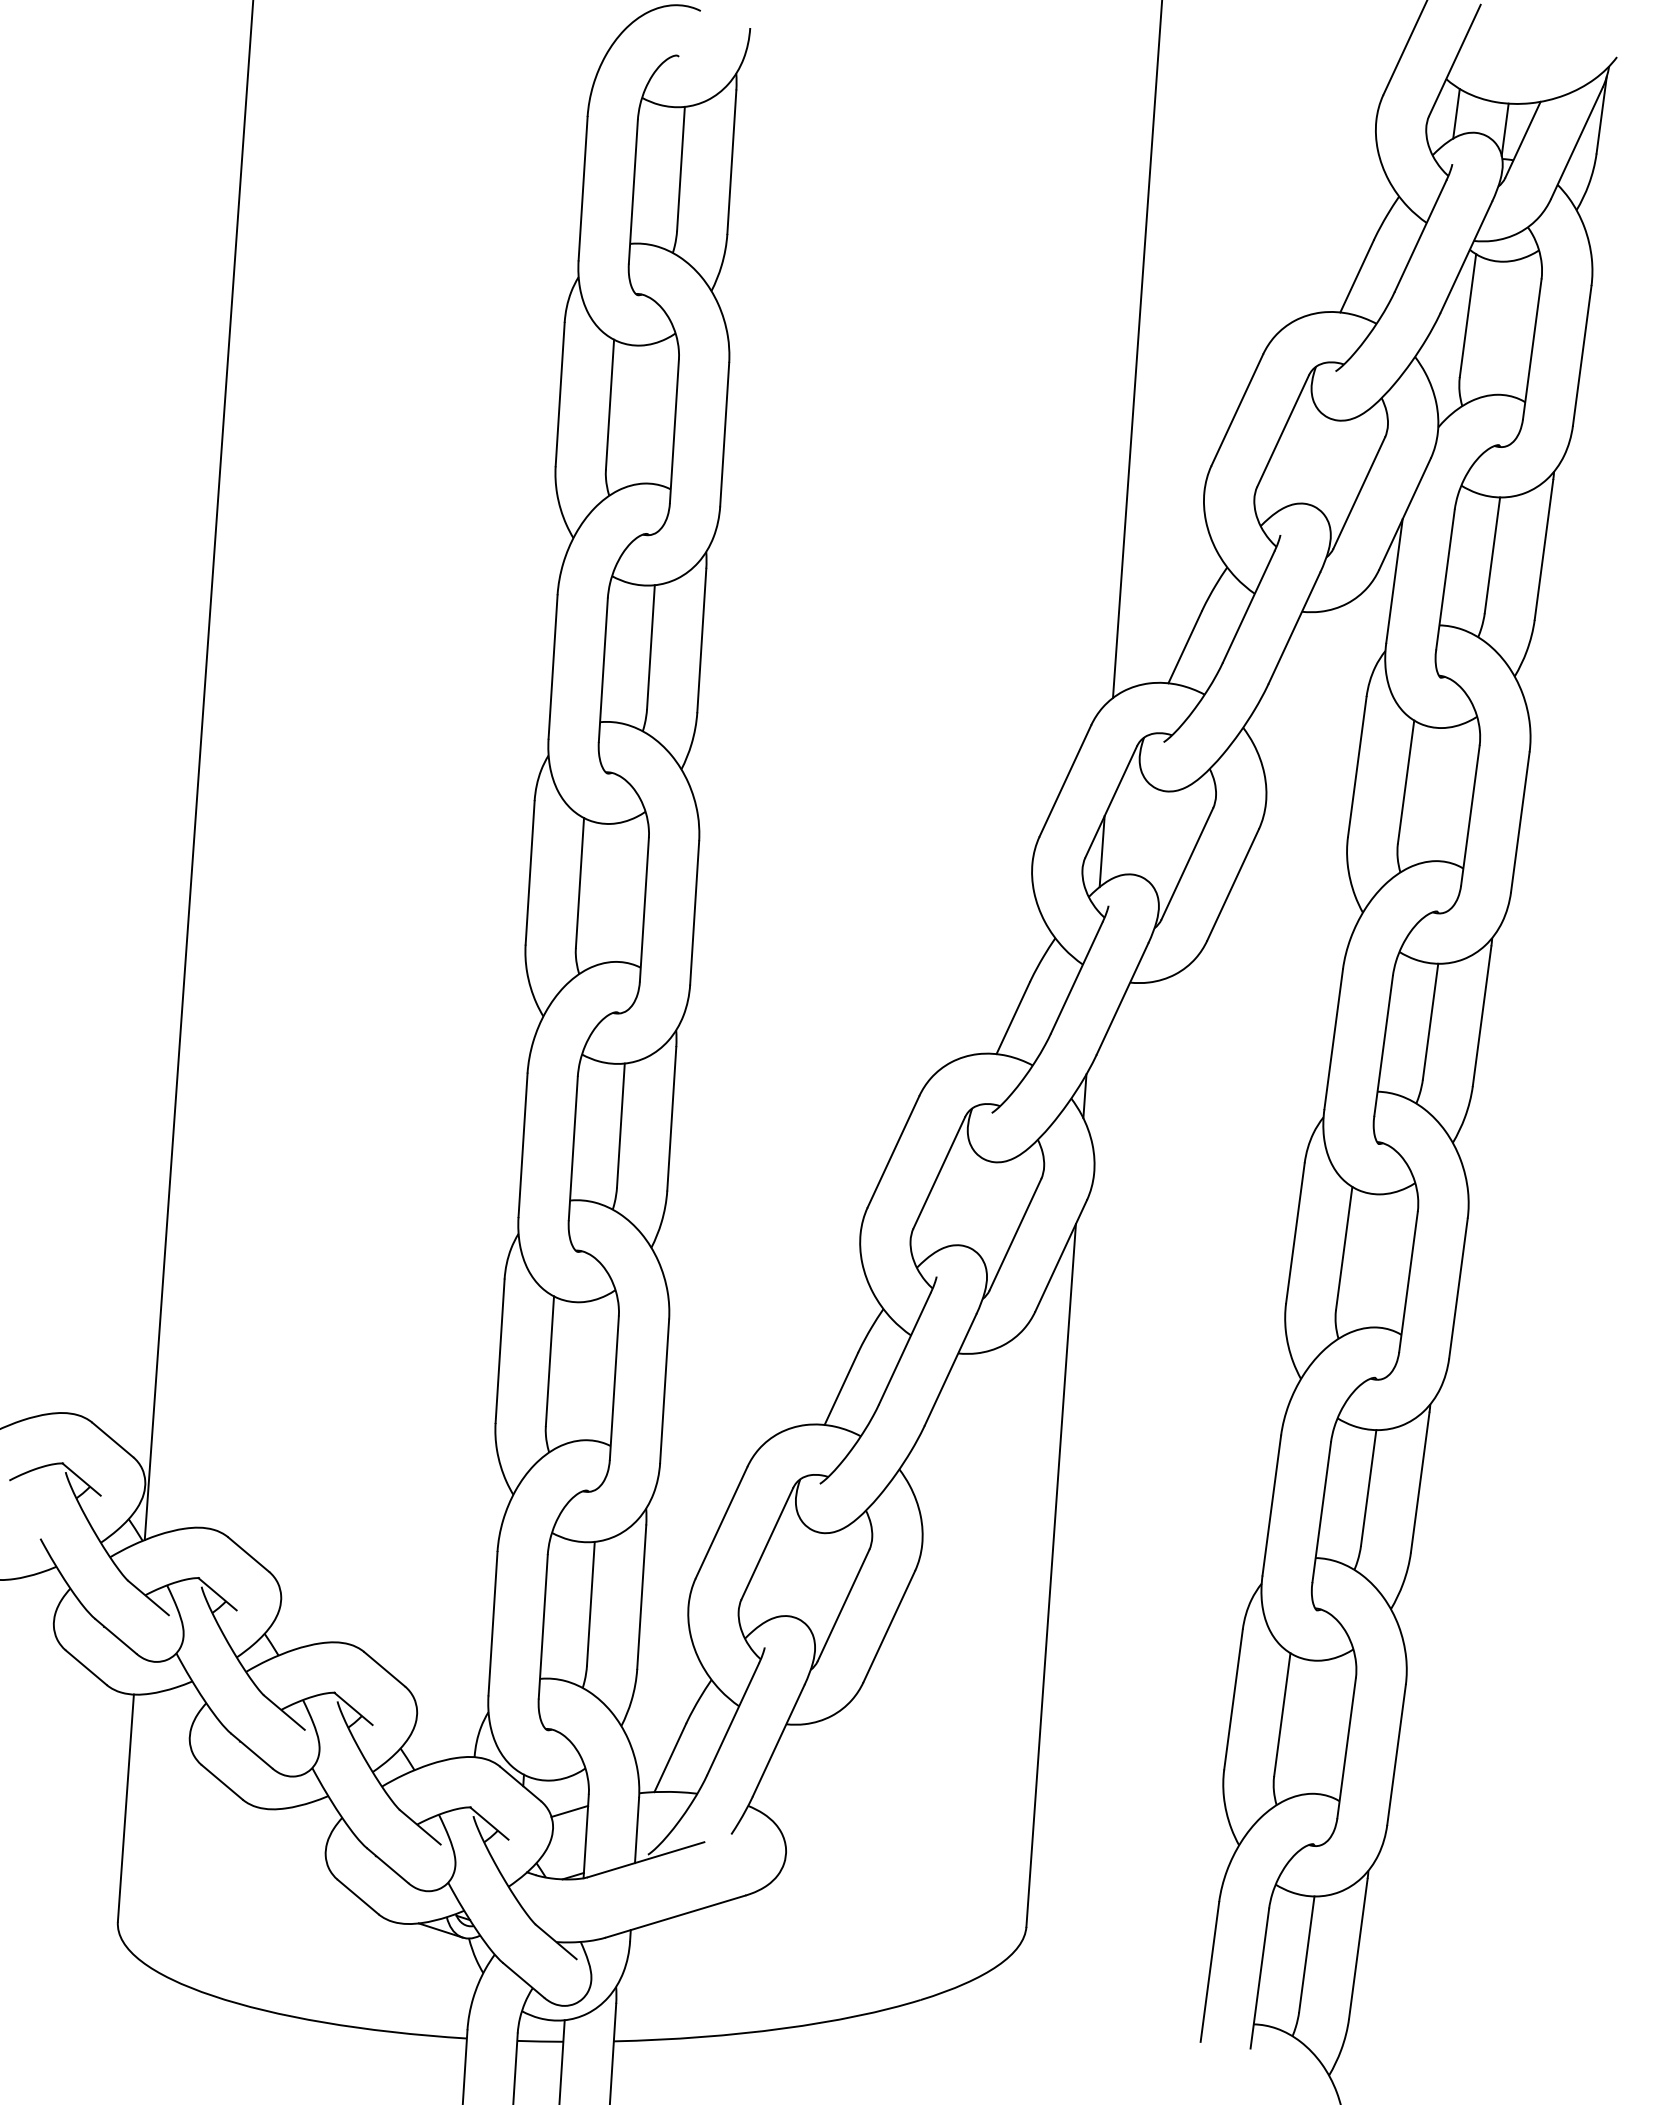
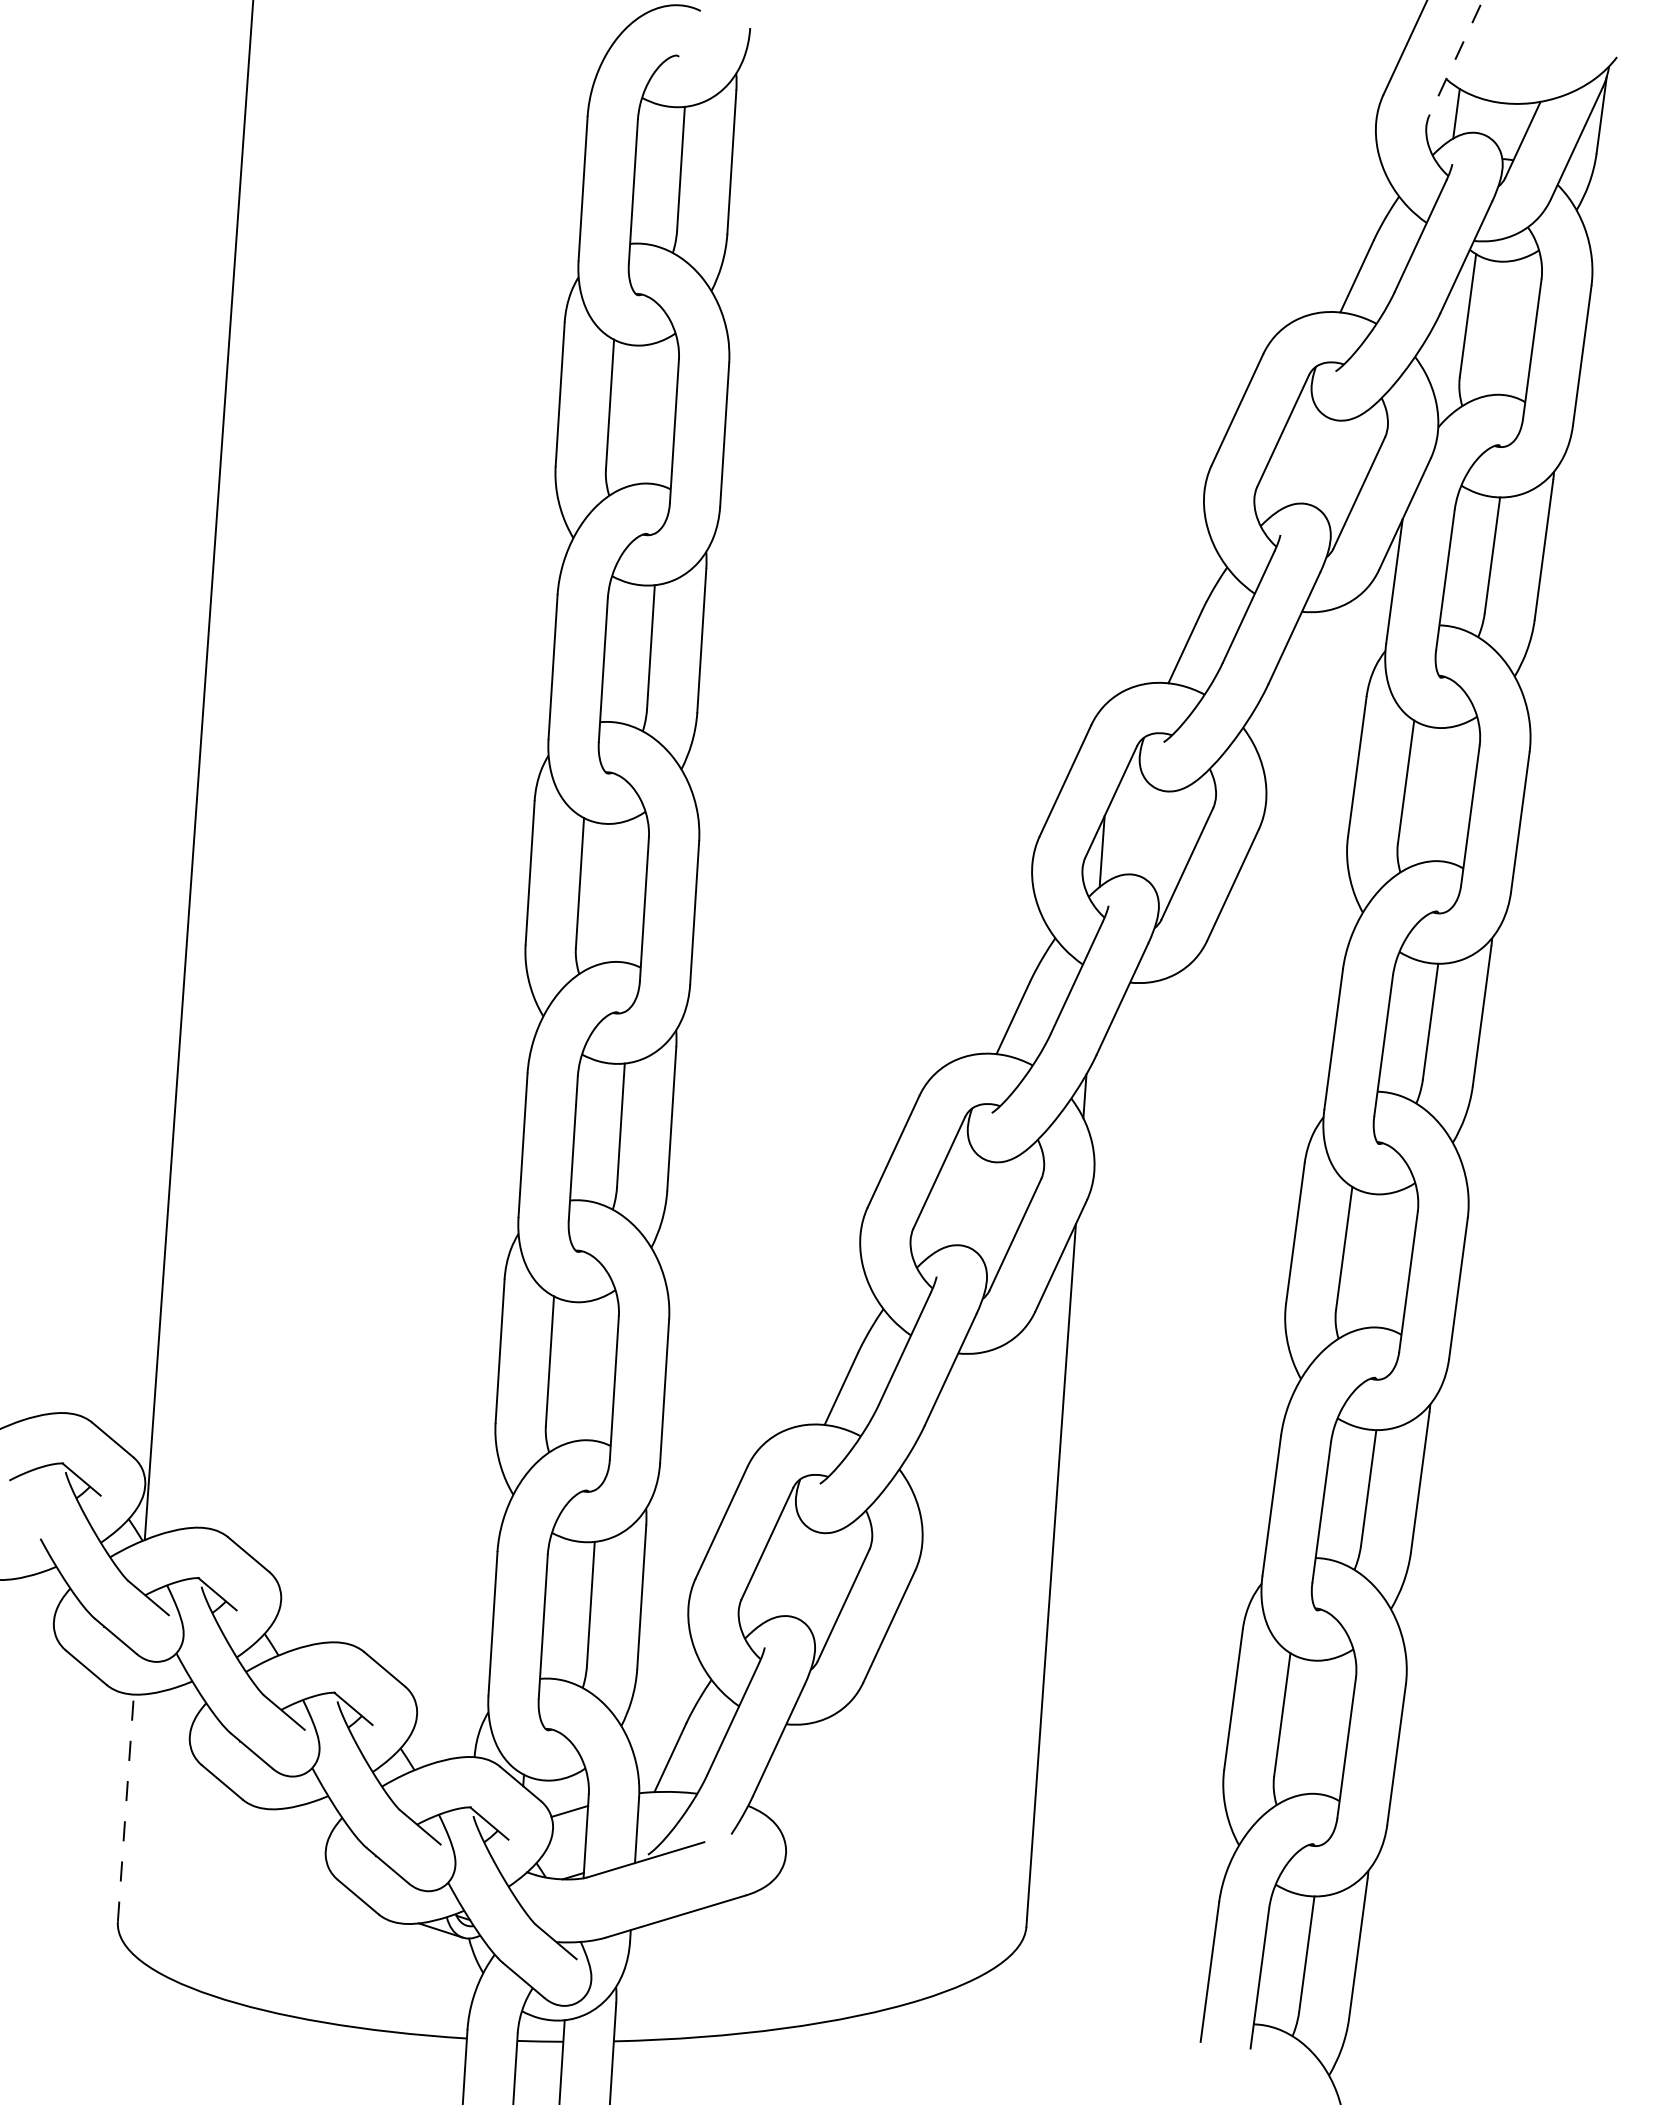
line: solid -> dashed (1454, 60)
line: present -> none (1504, 129)
line: present -> none (1136, 350)
line: solid -> dashed (125, 1808)
